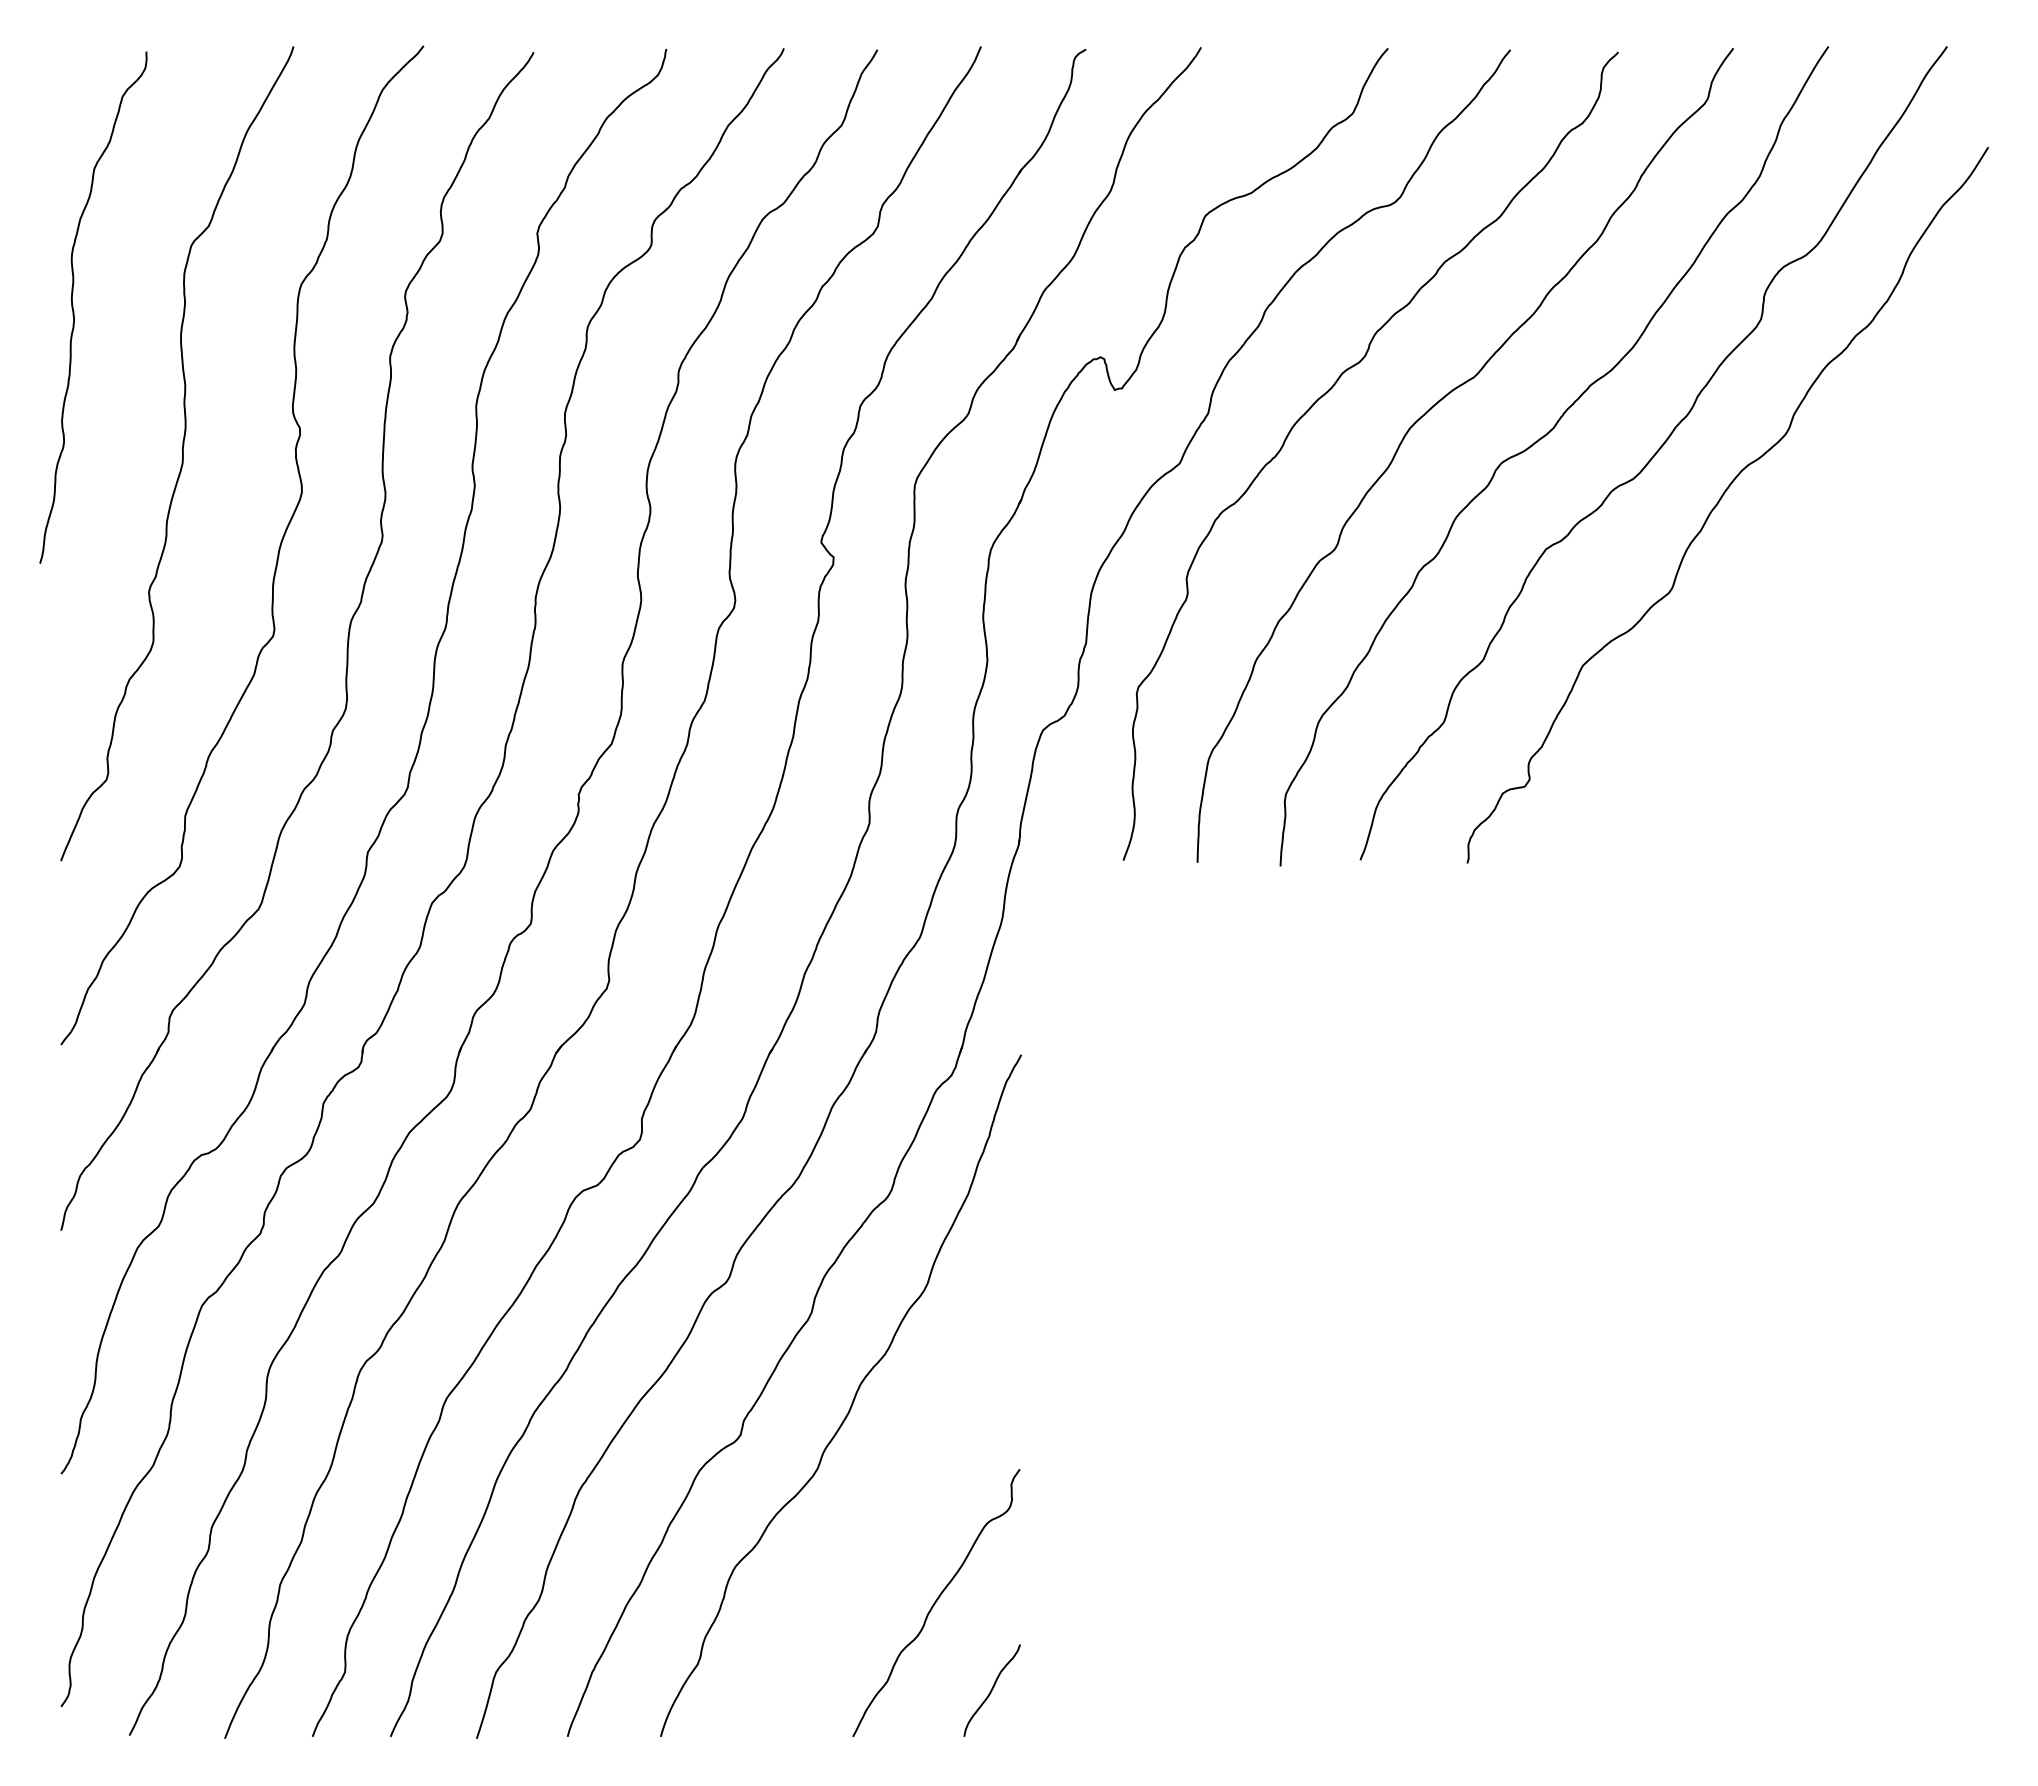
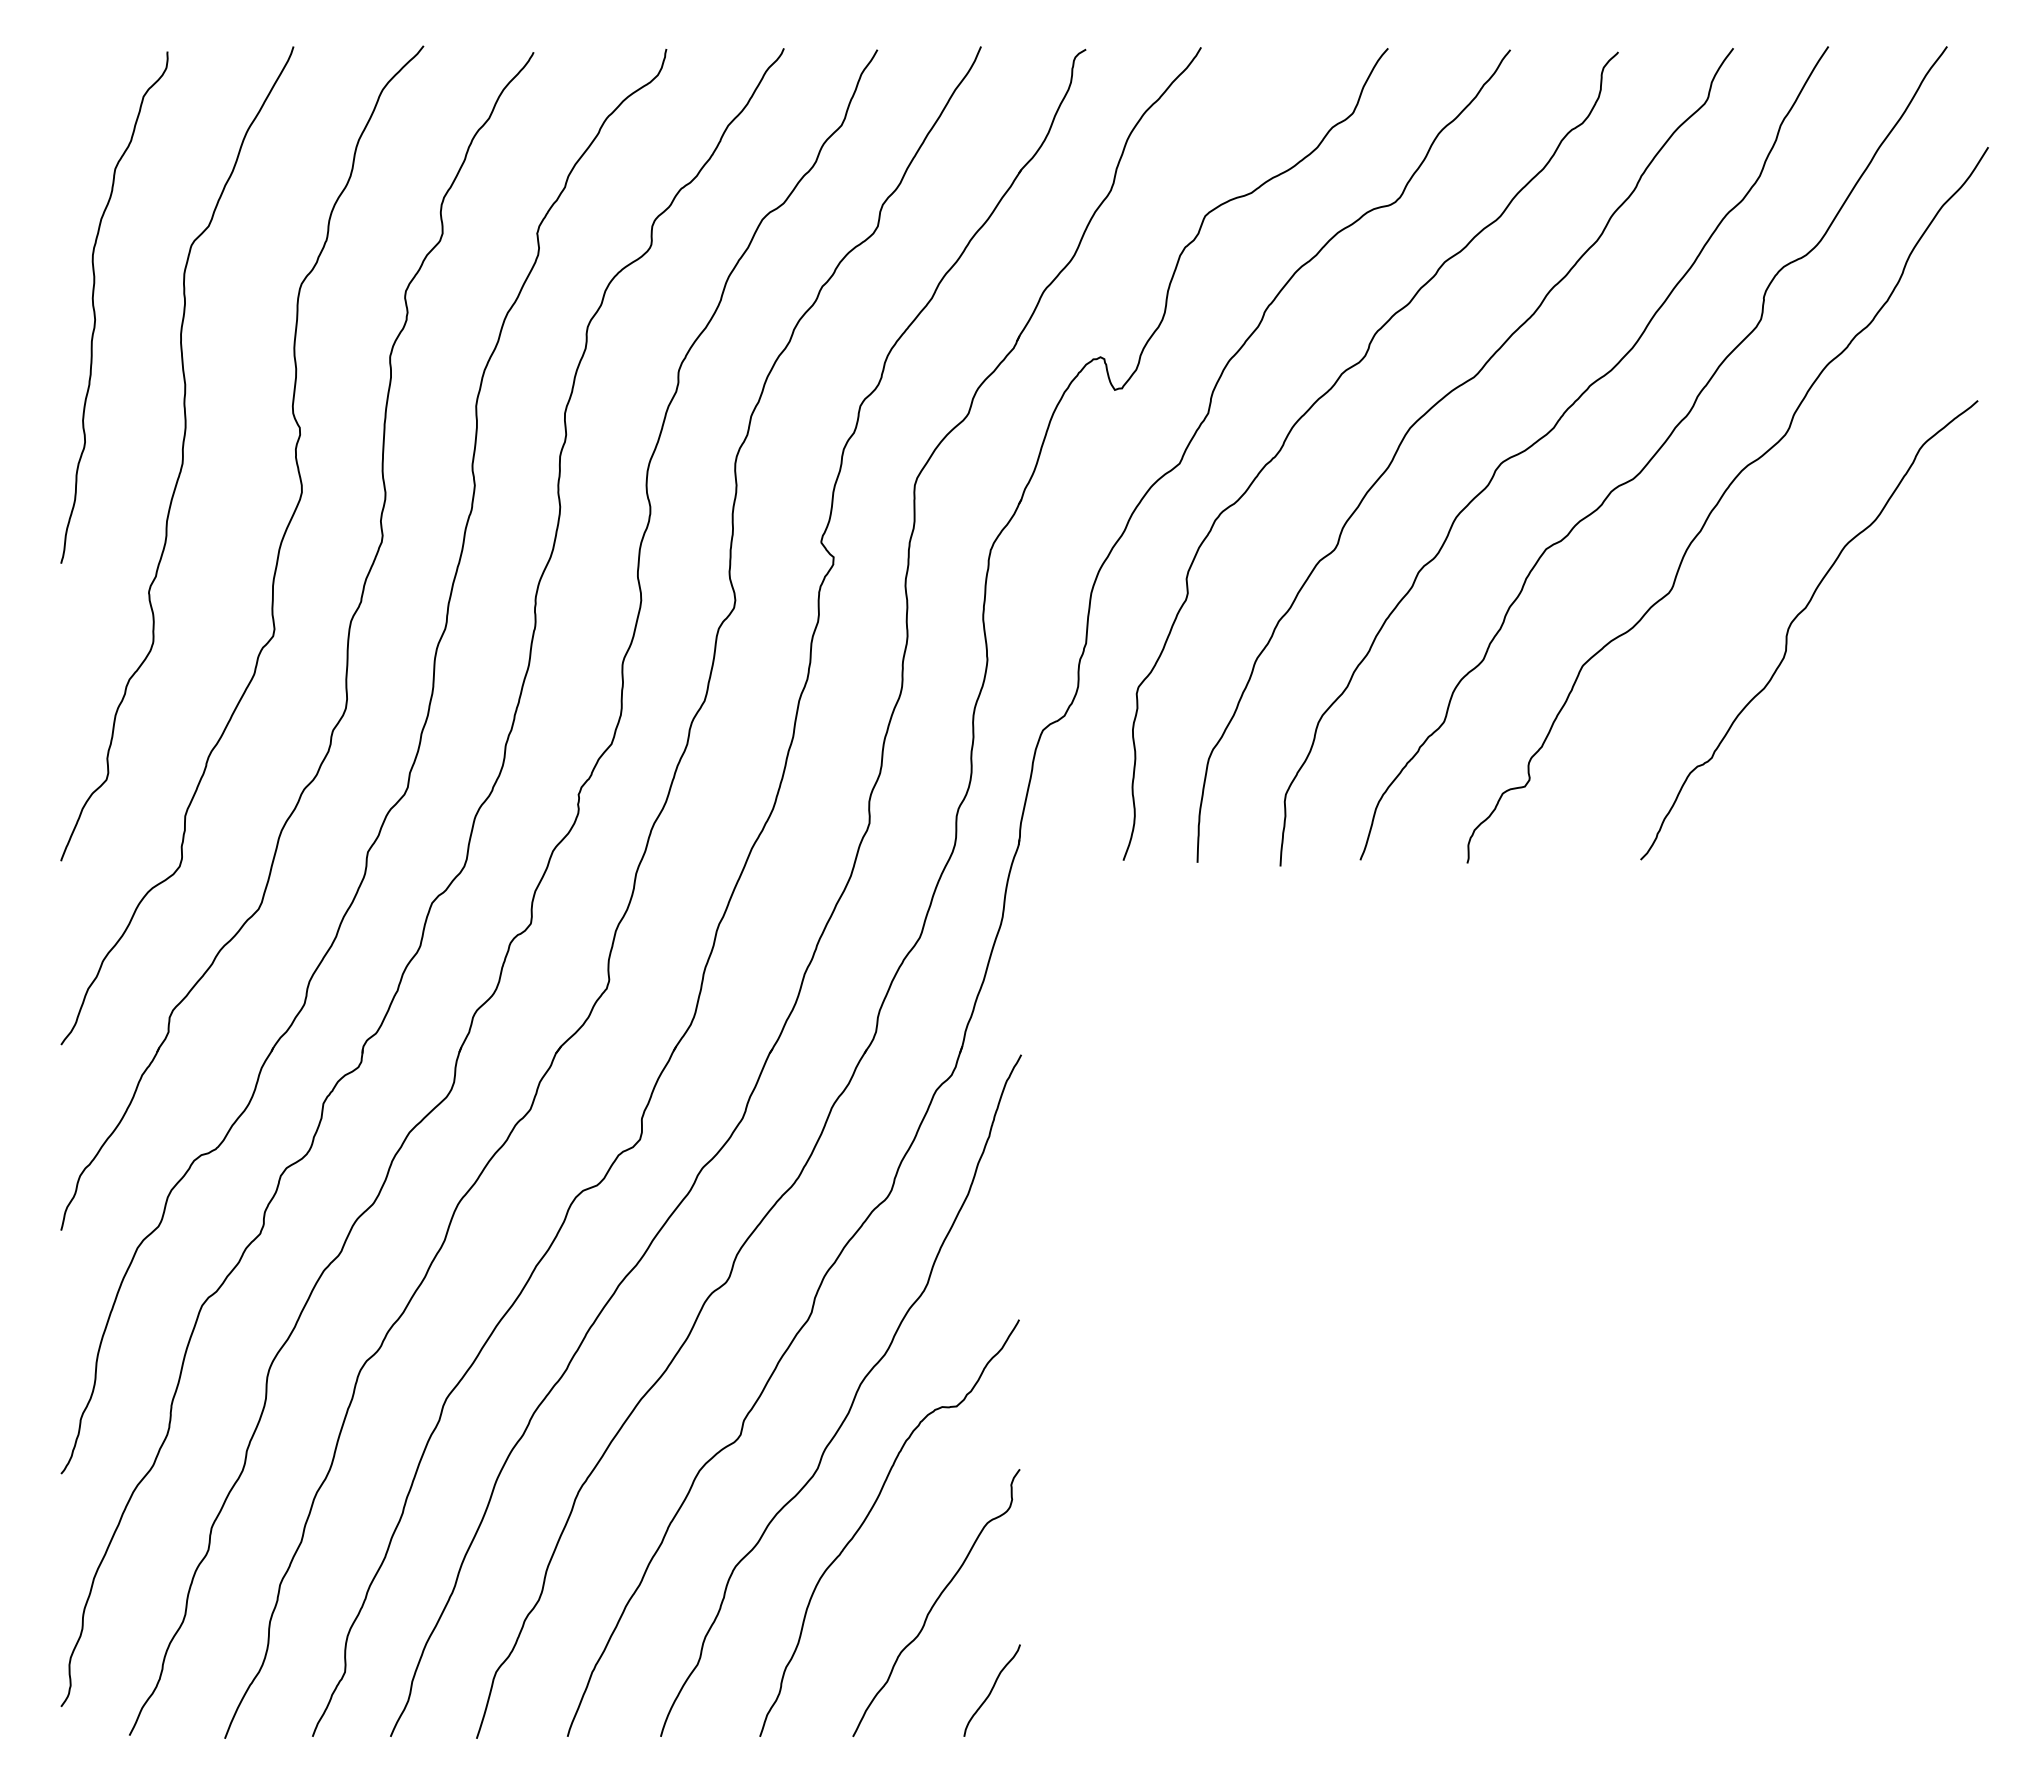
curve position: (74, 311) -> (95, 311) (95, 311)
curve: none -> present (1797, 617)
curve: none -> present (868, 1516)
